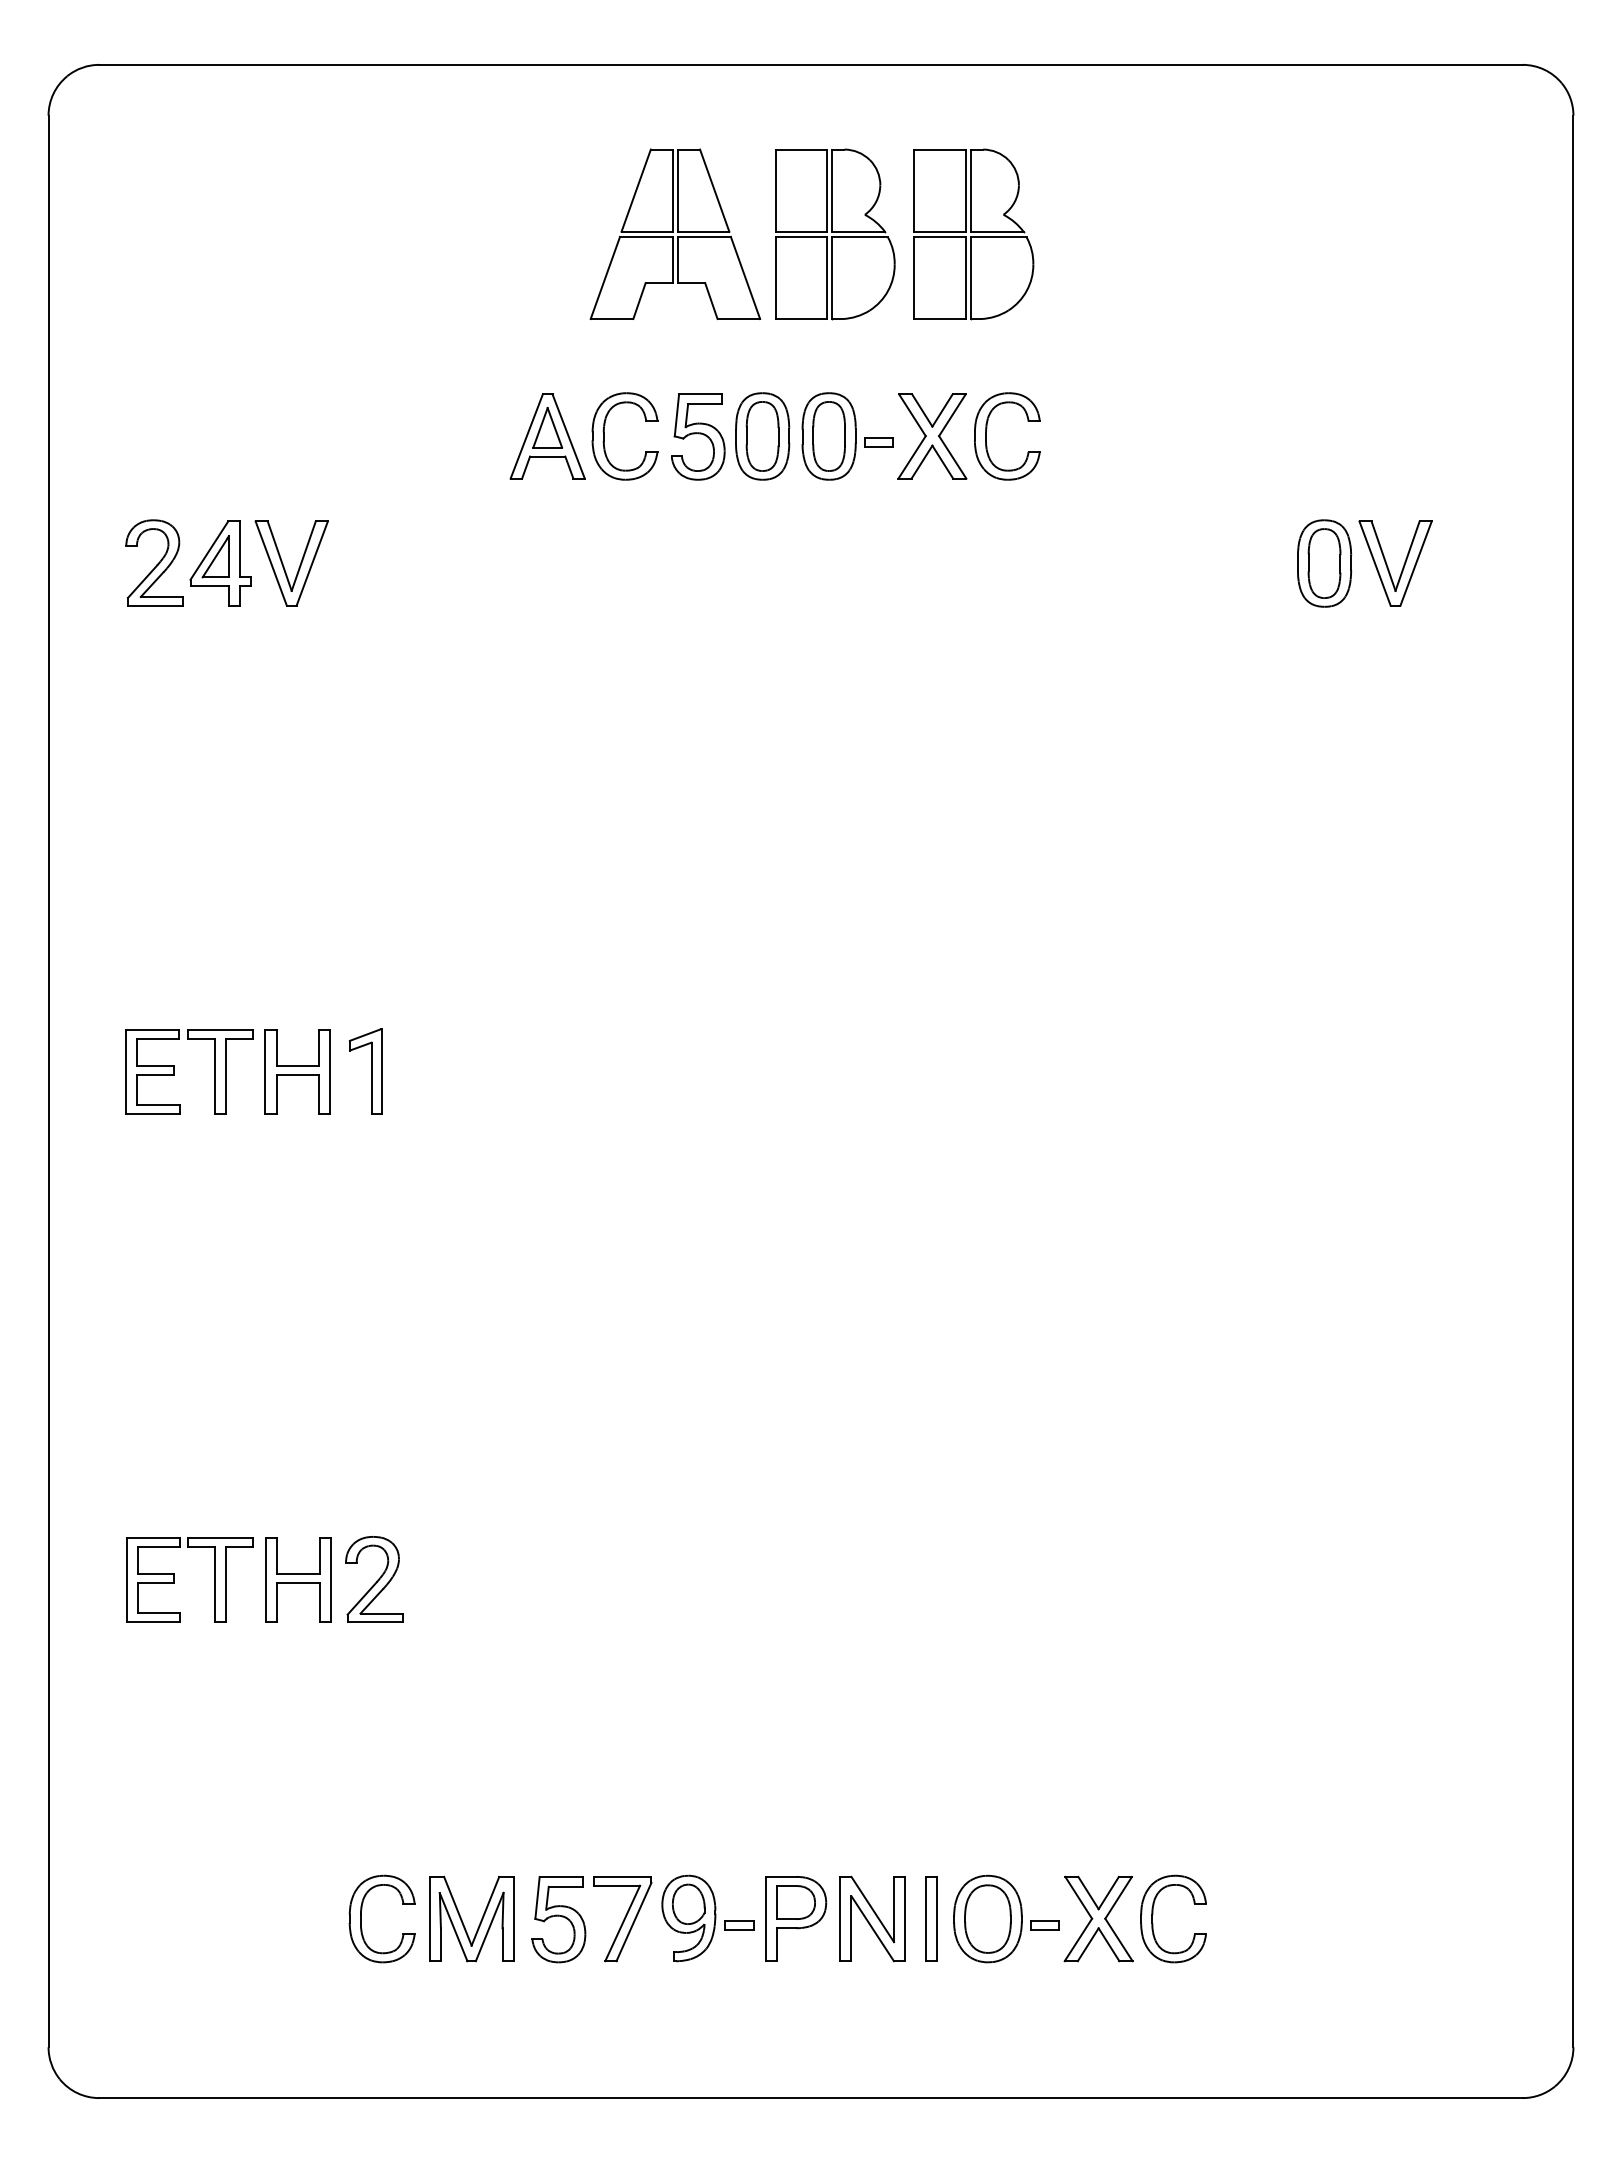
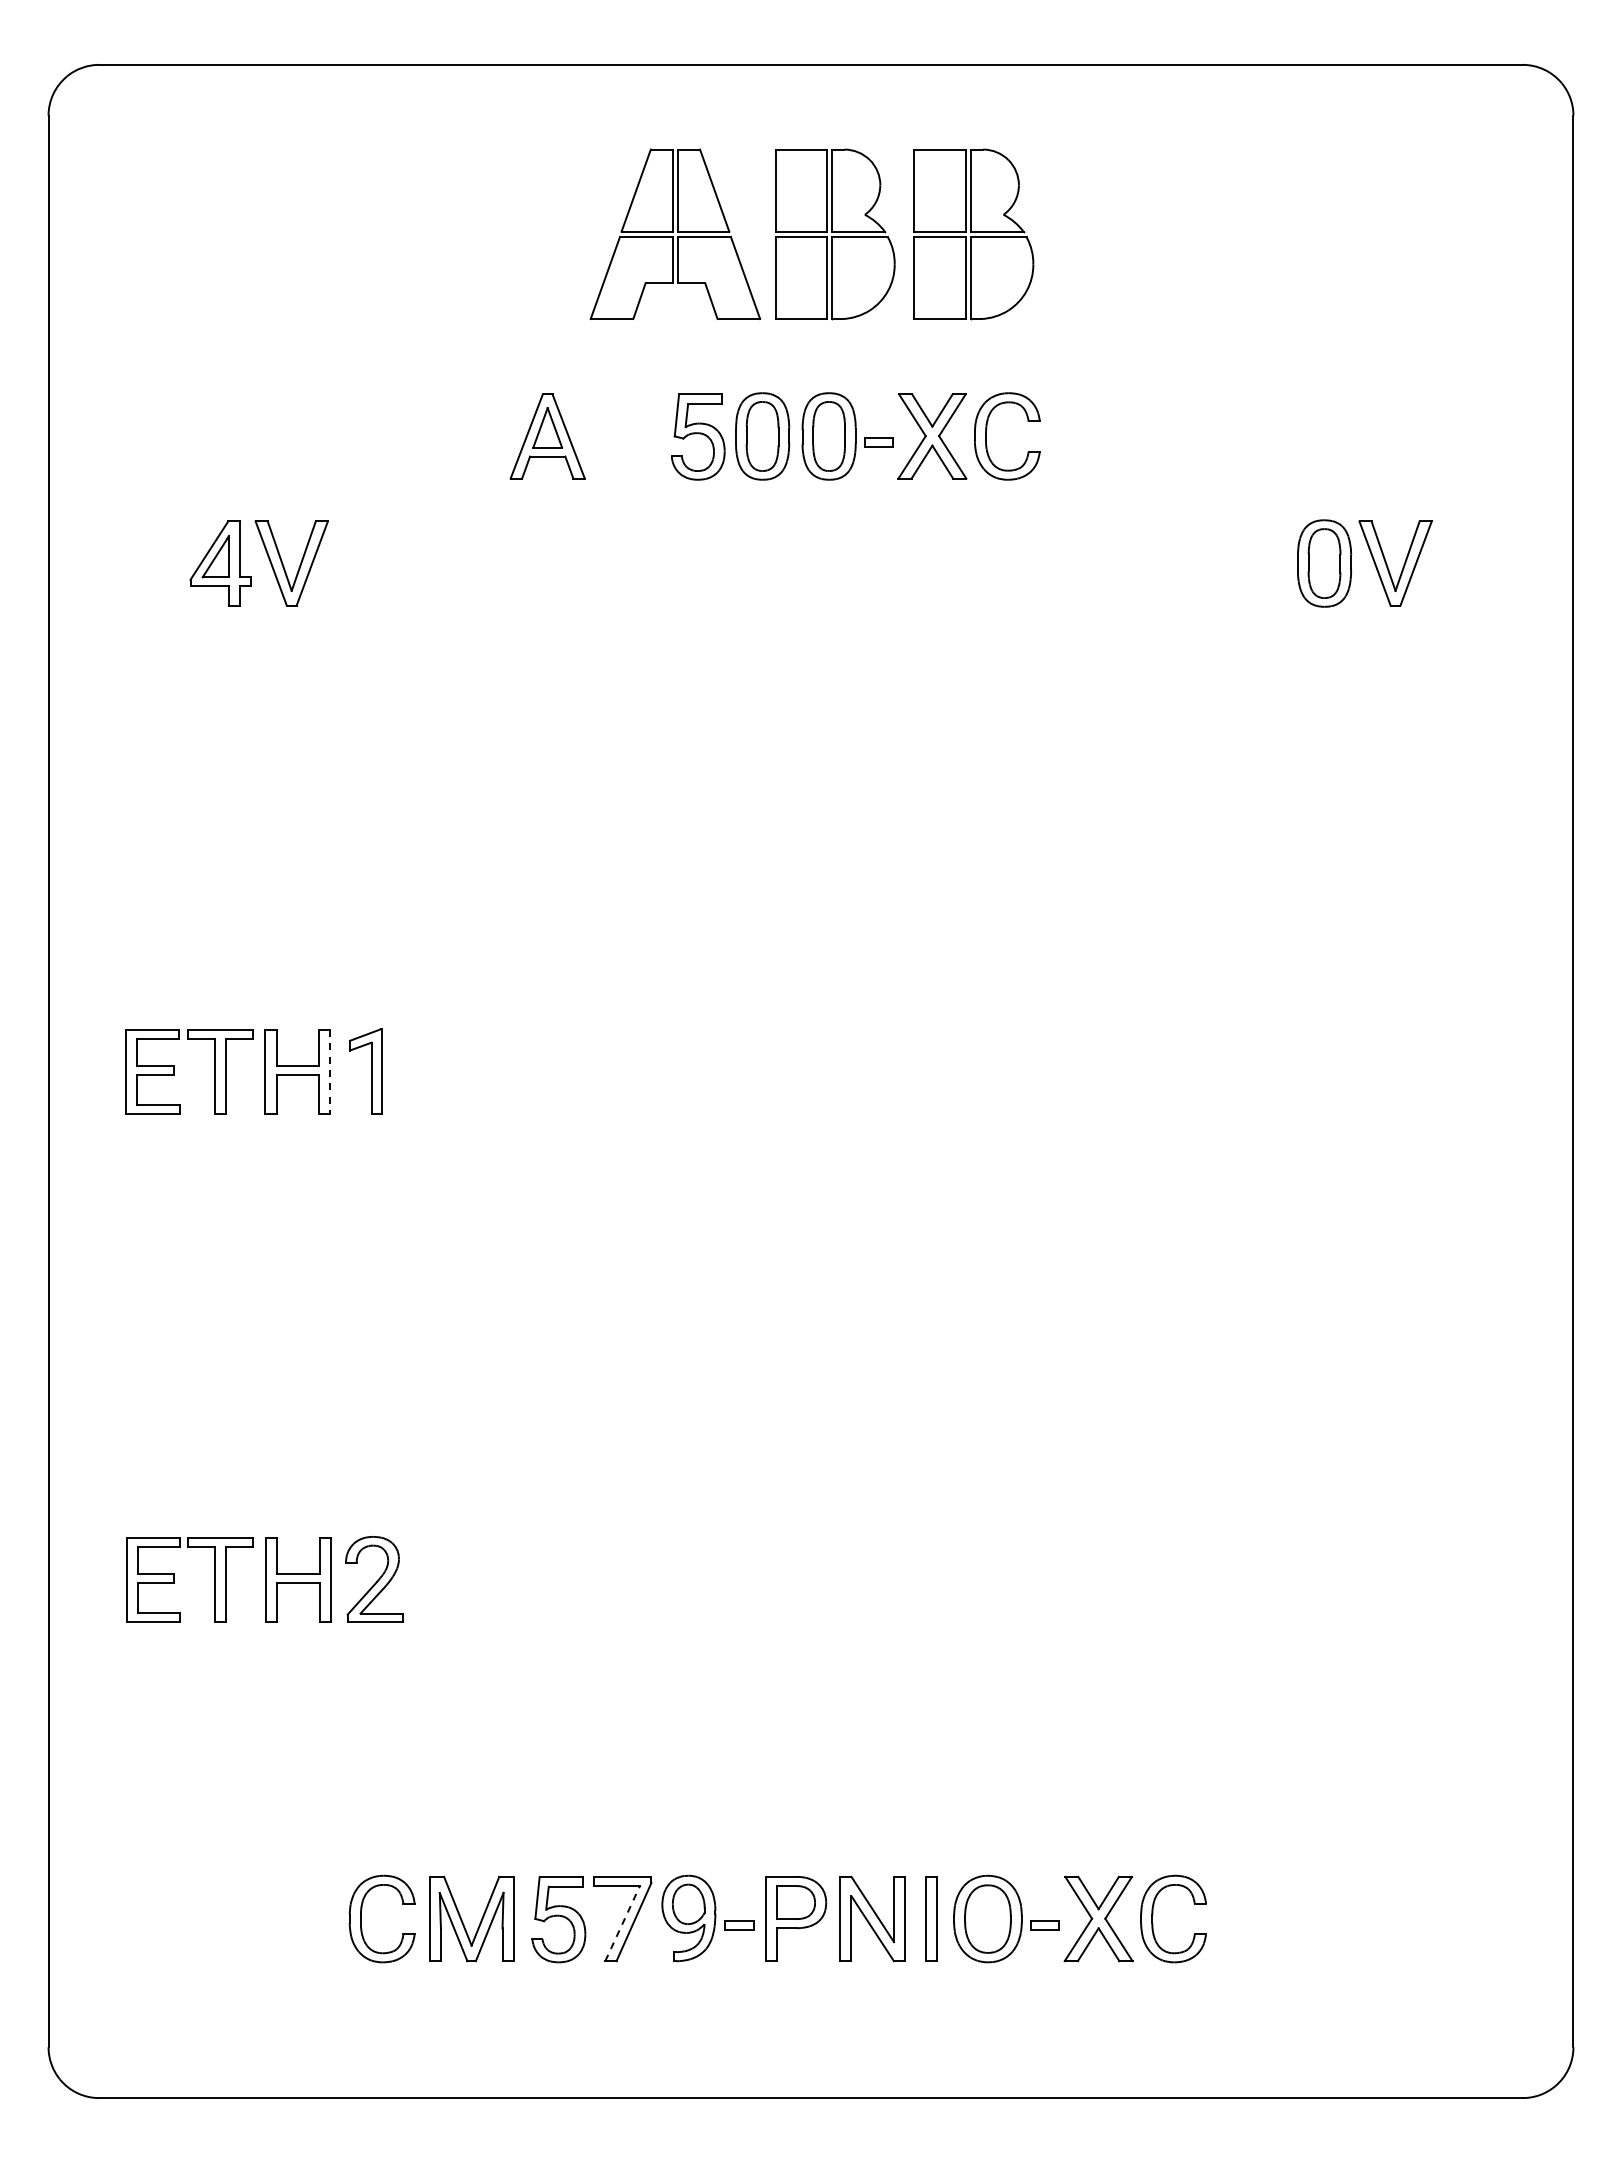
part: present -> none (604, 436)
part: present -> none (154, 562)
line: solid -> dashed (330, 1072)
line: solid -> dashed (622, 1923)
